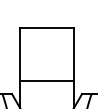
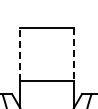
line: solid -> dashed (20, 54)
line: solid -> dashed (73, 54)
